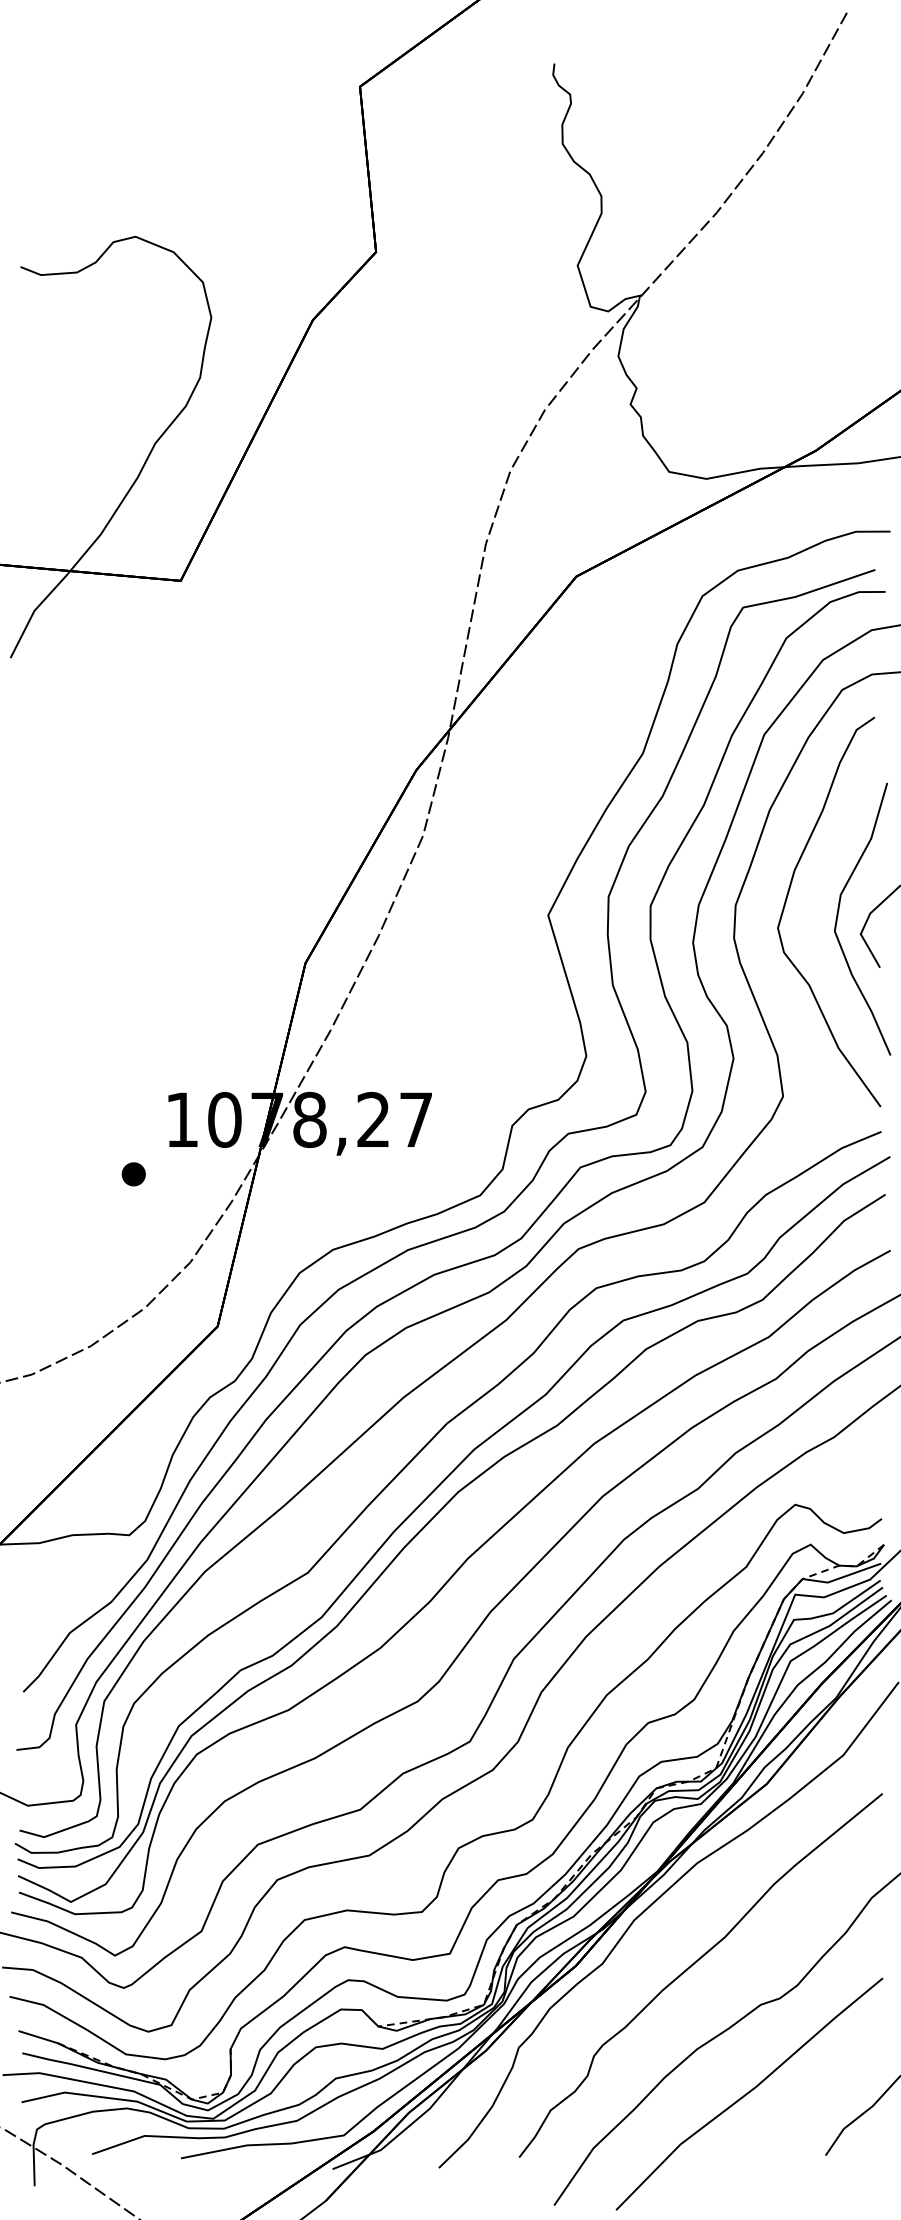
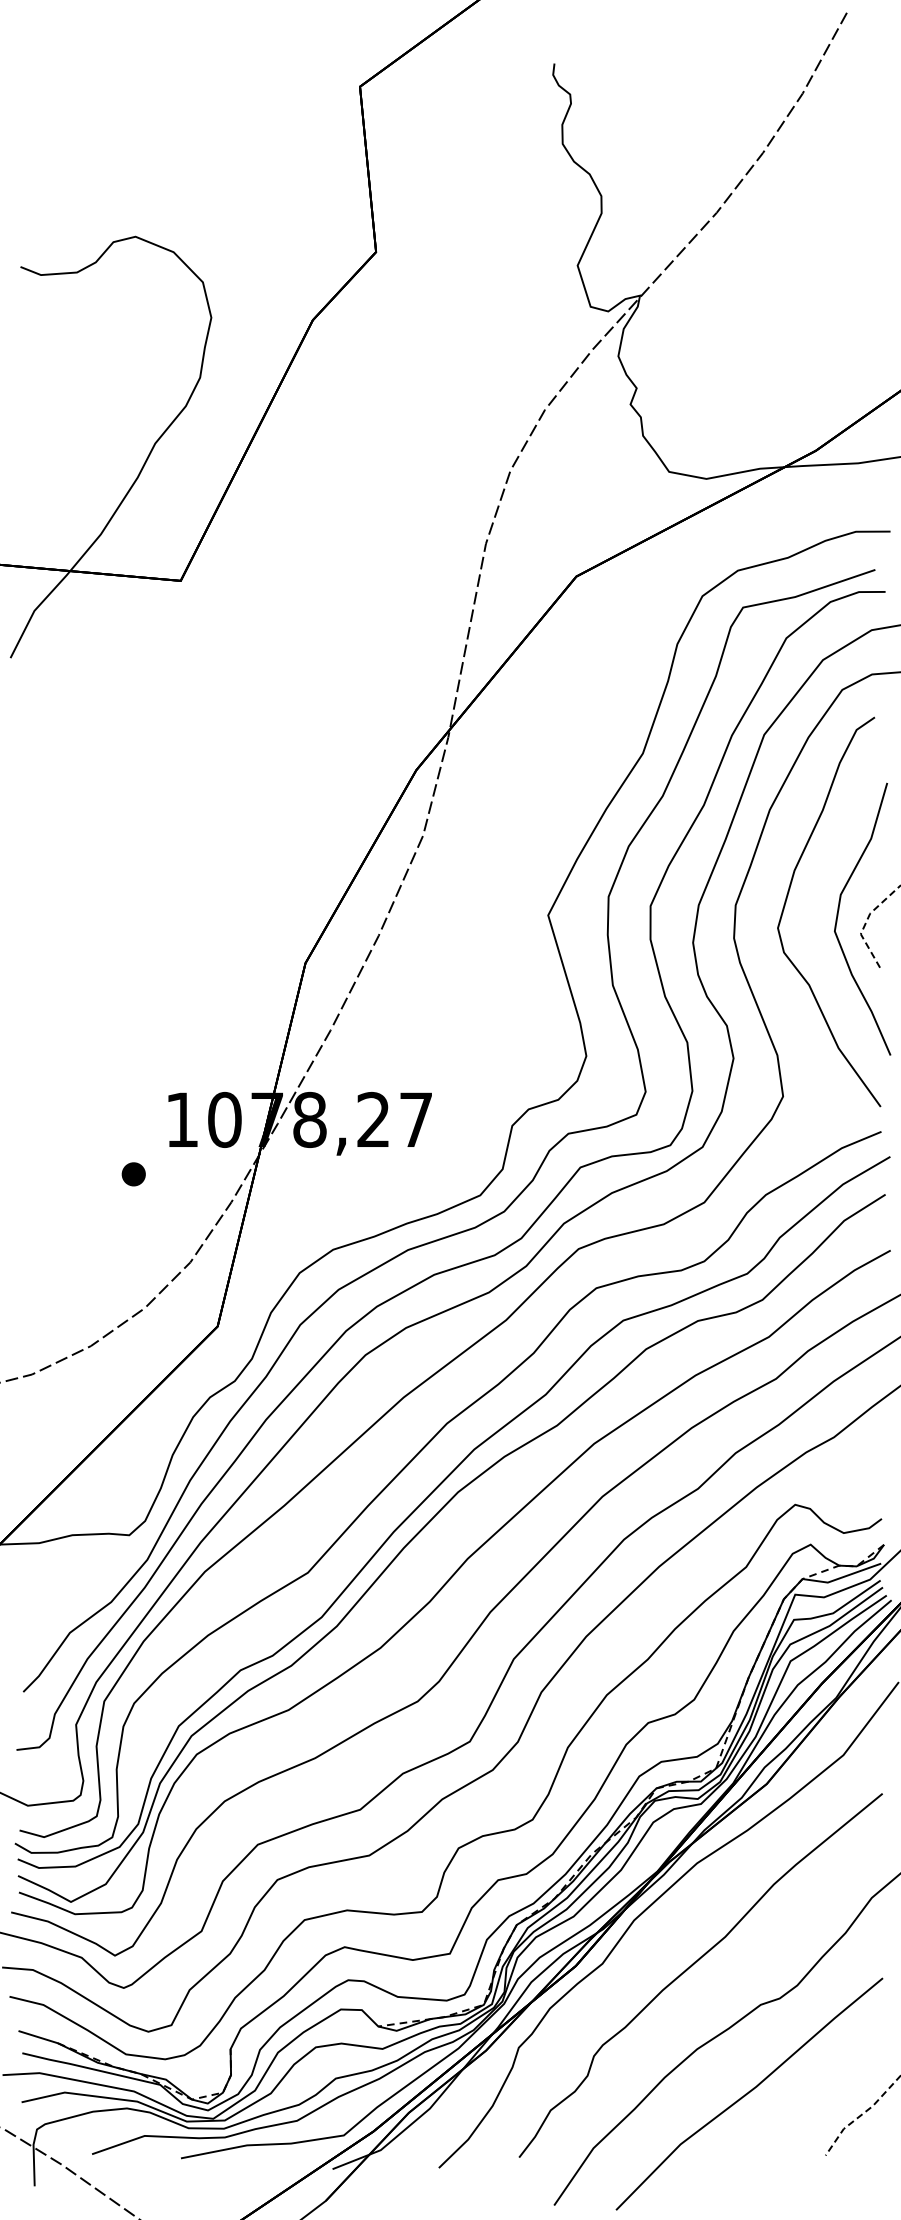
line: solid -> dashed (866, 922)
line: solid -> dashed (861, 2115)
